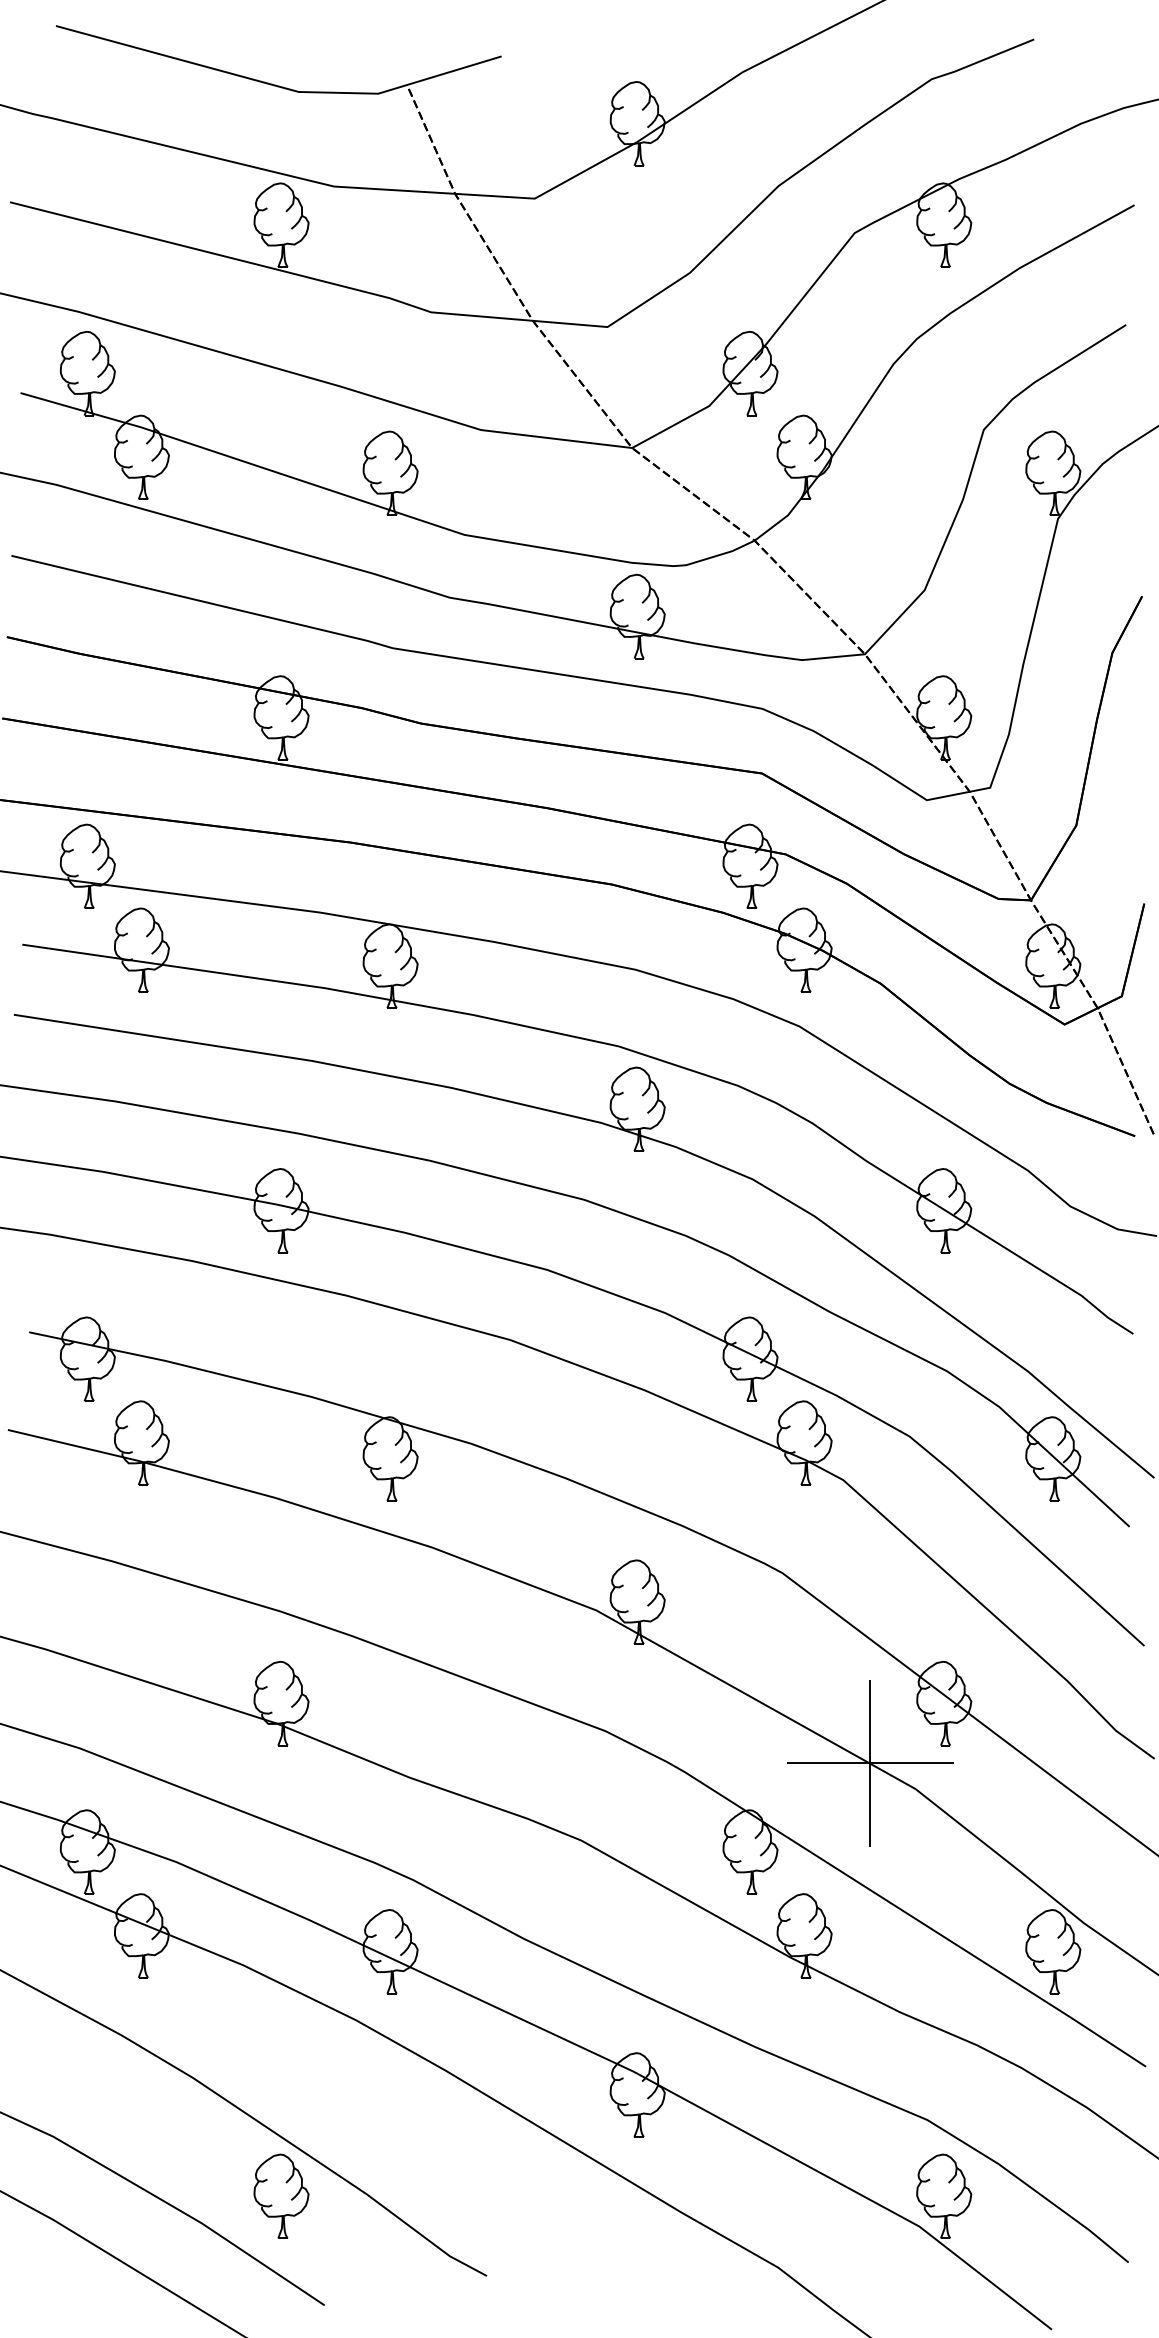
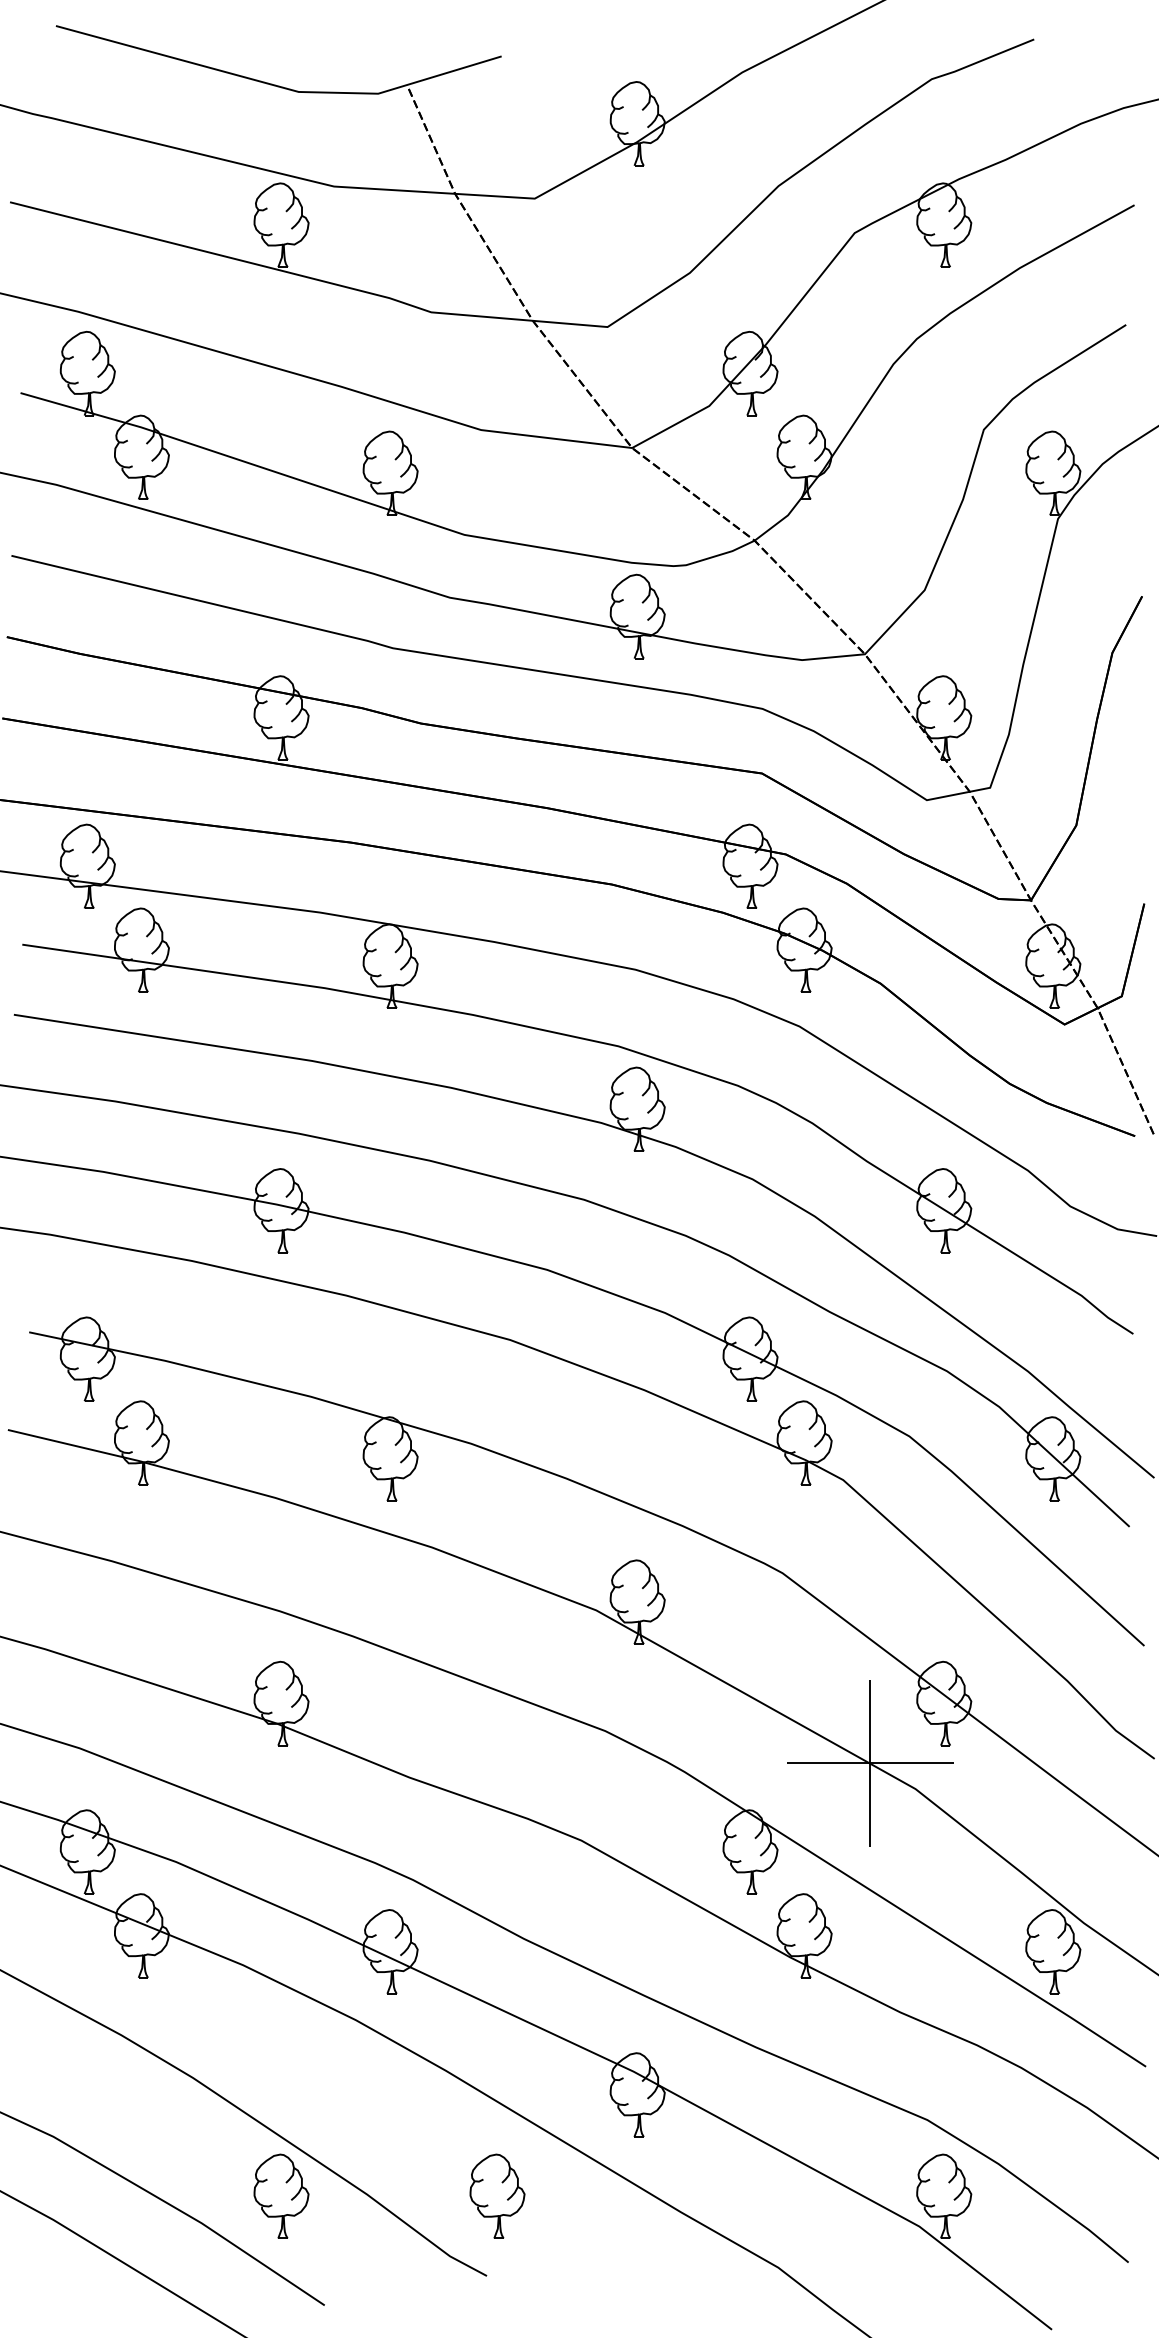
part: none -> present (497, 2195)
